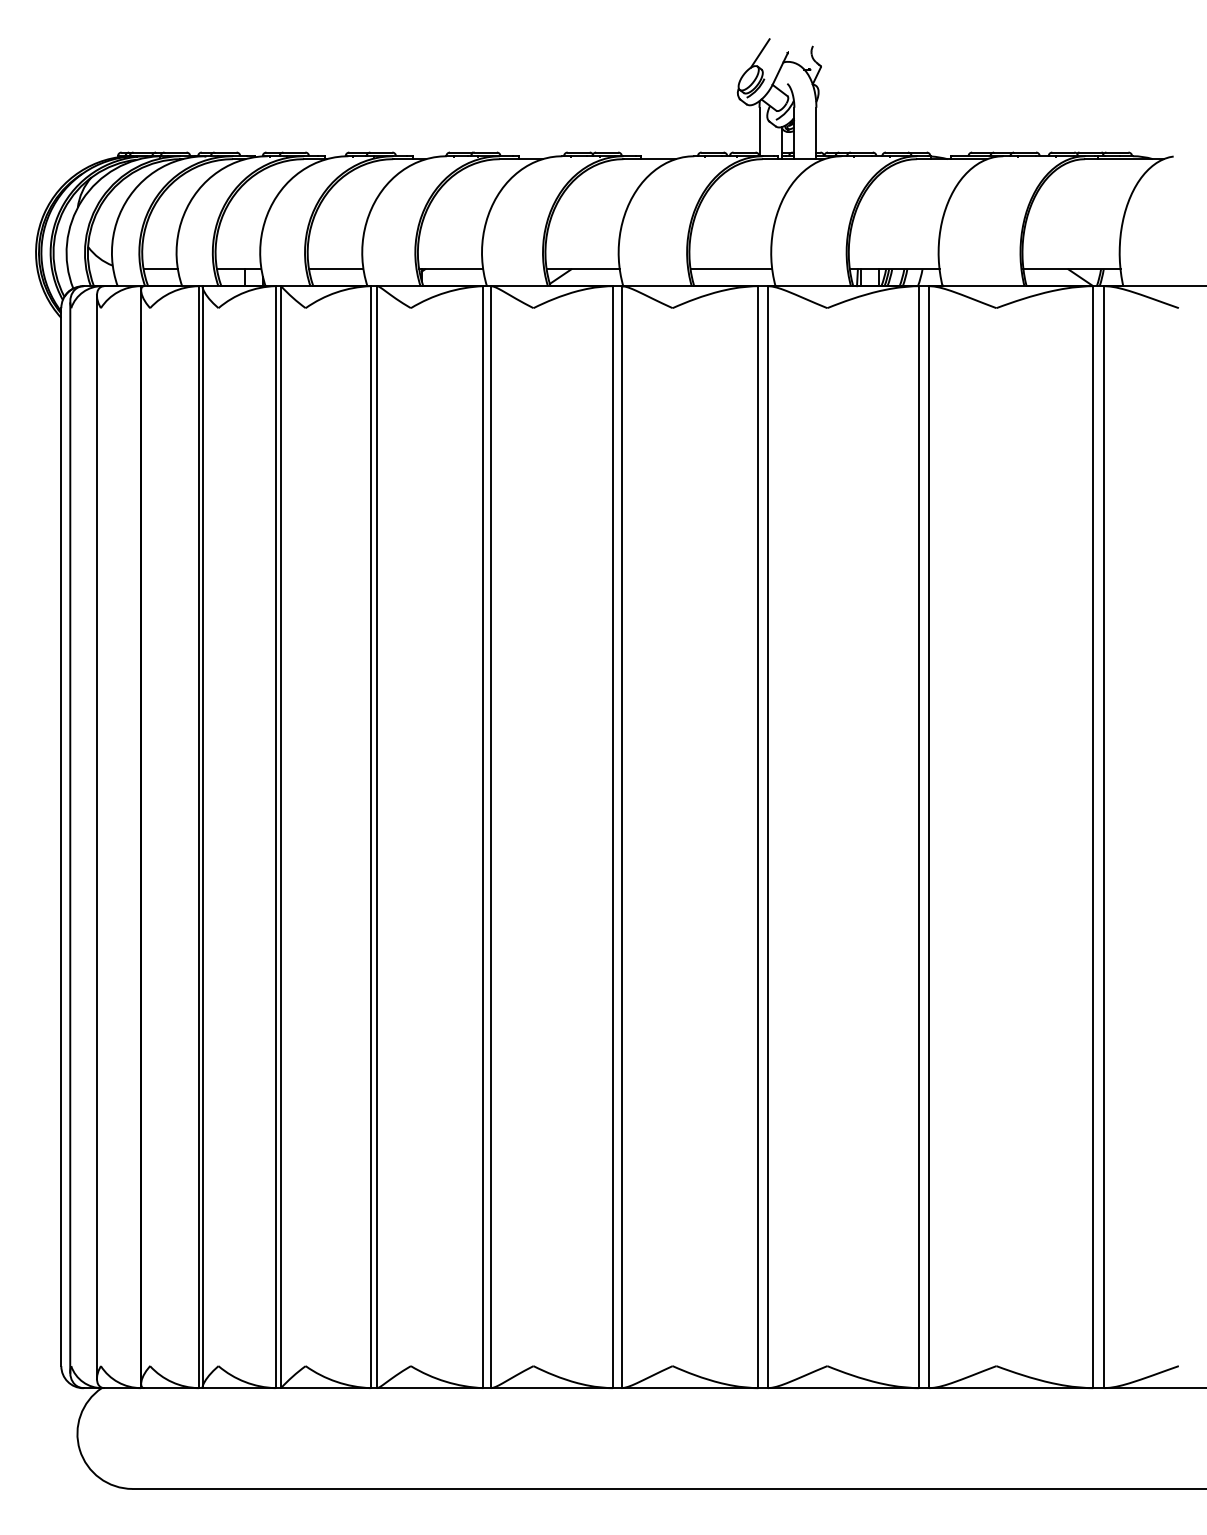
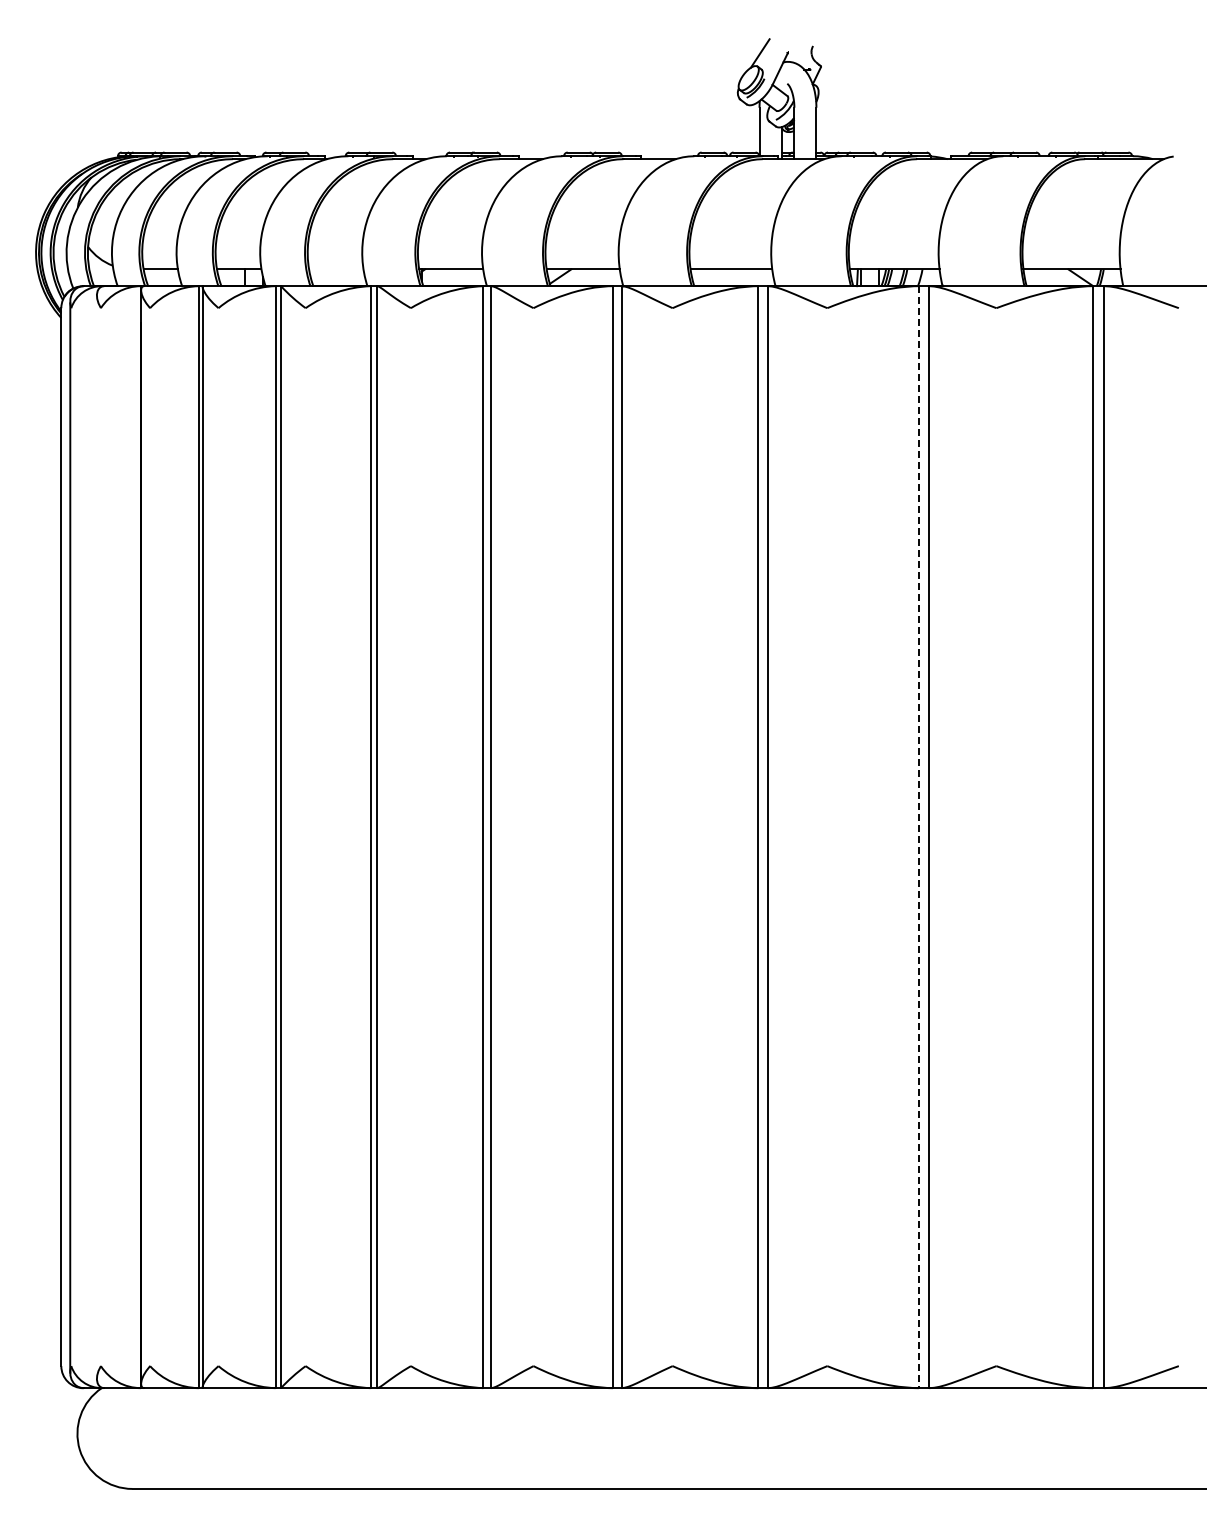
line: present -> none (336, 269)
line: present -> none (96, 836)
line: solid -> dashed (918, 837)
